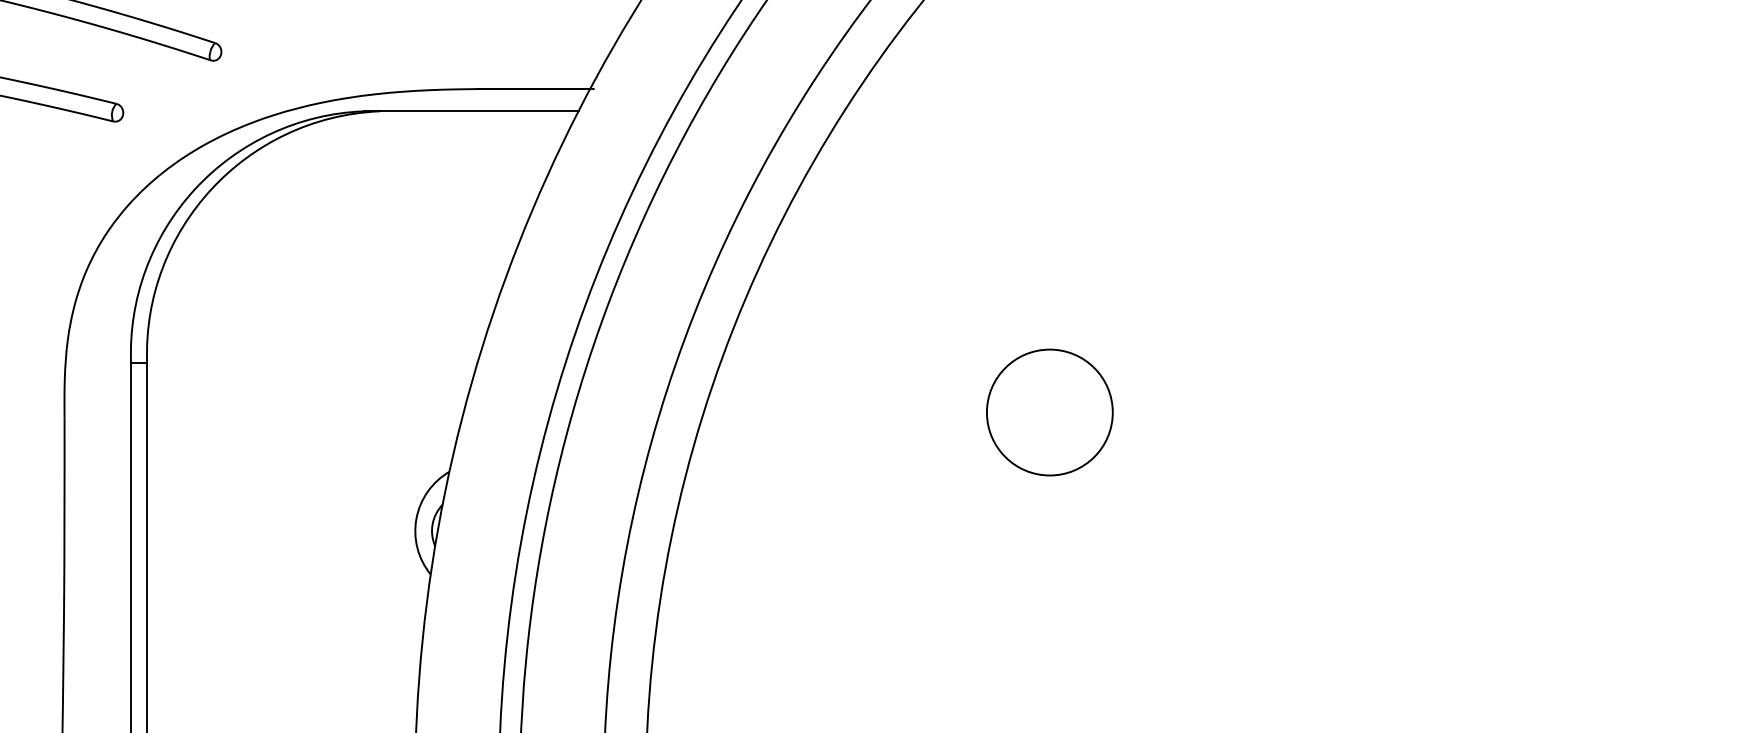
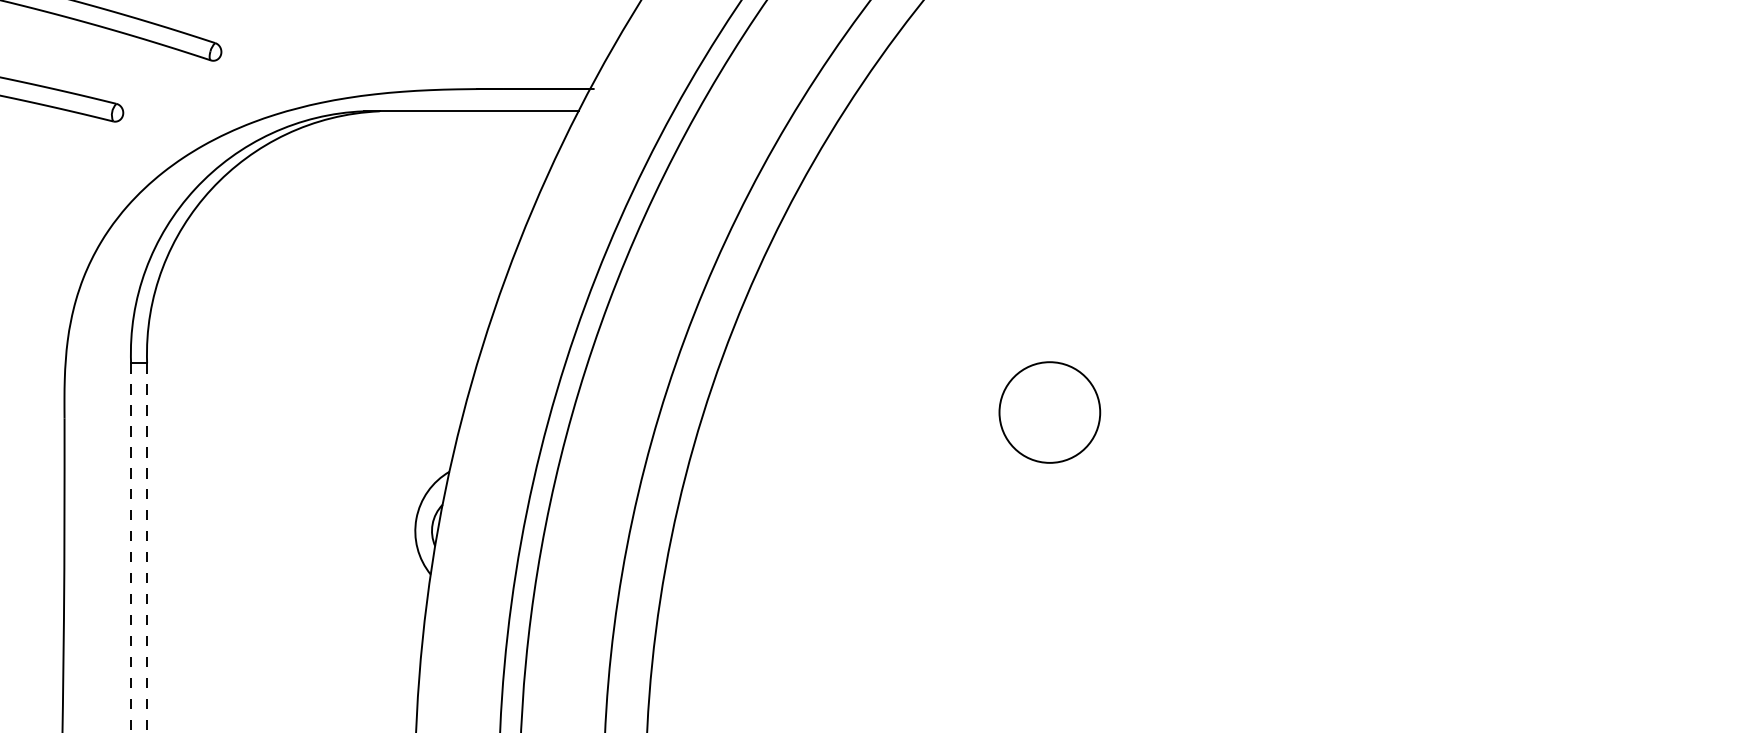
circle diameter: 126 px -> 101 px (1049, 412)
line: solid -> dashed (131, 547)
line: solid -> dashed (147, 547)
